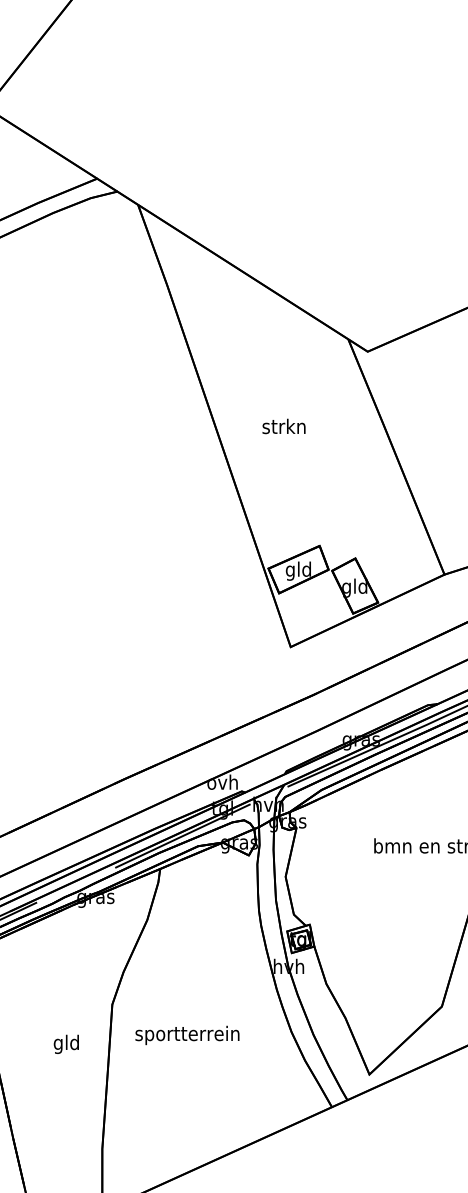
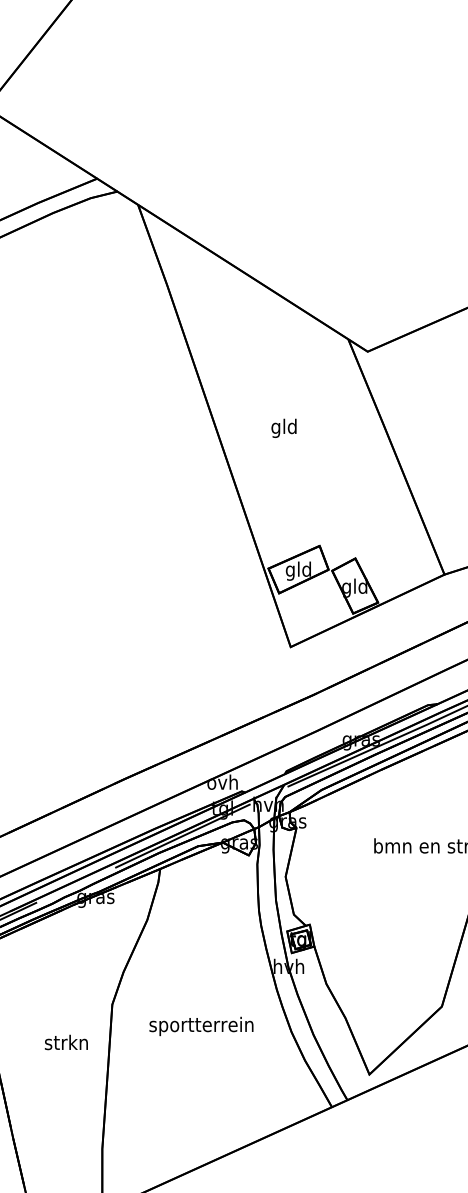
text: strkn -> gld (283, 427)
text position: (187, 1035) -> (201, 1026) (201, 1026)
text: gld -> strkn (65, 1043)
